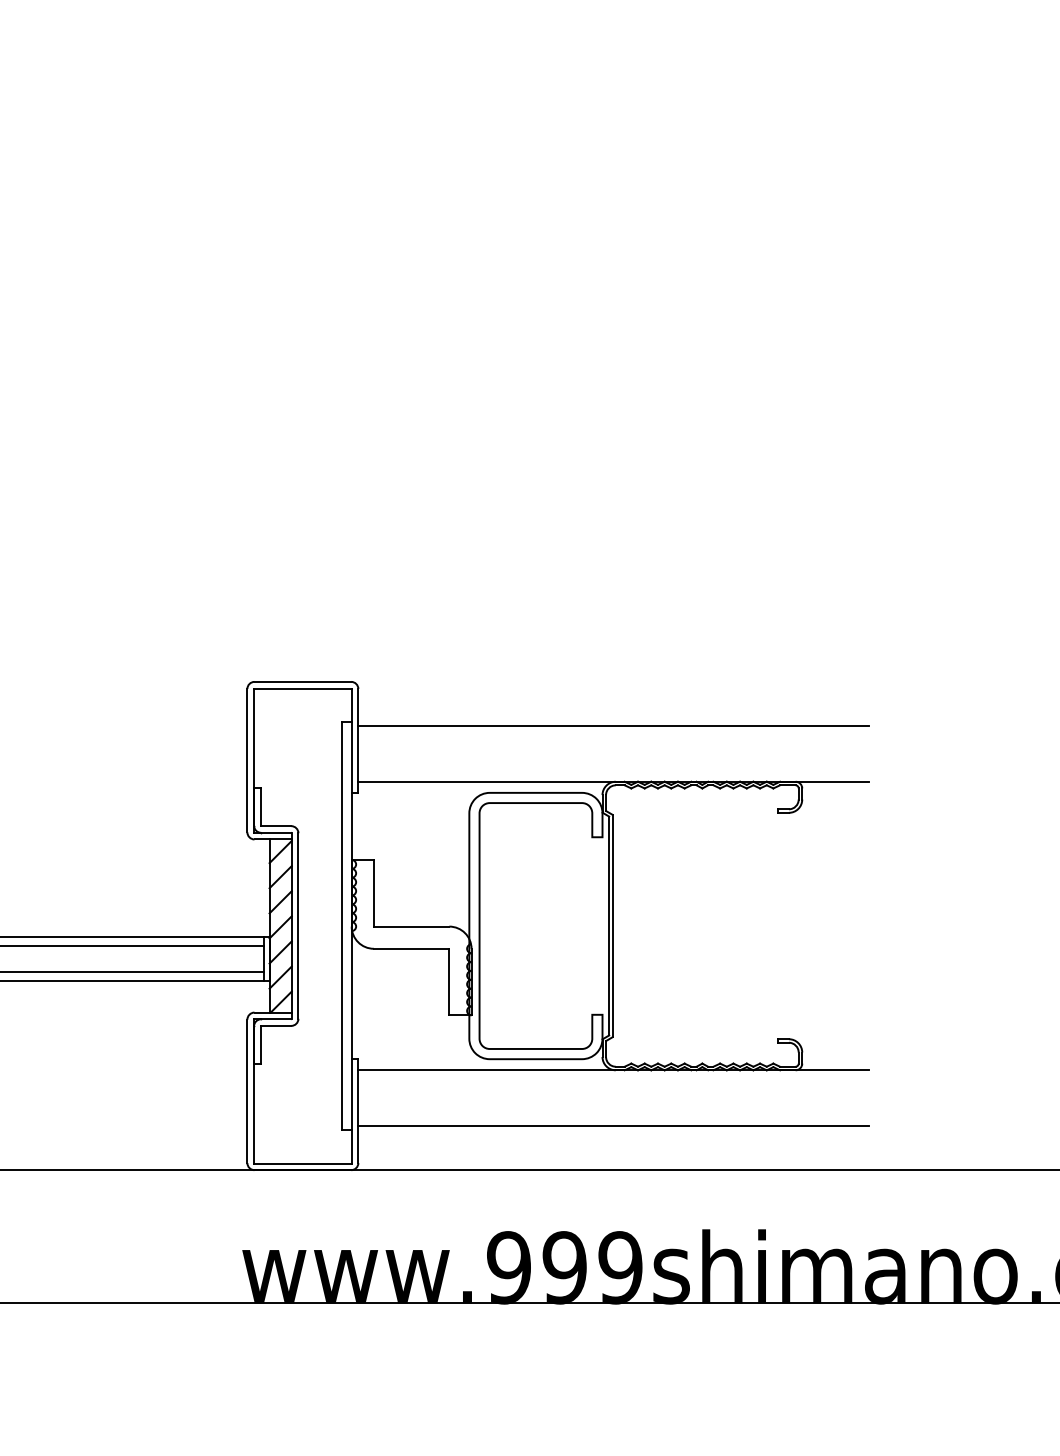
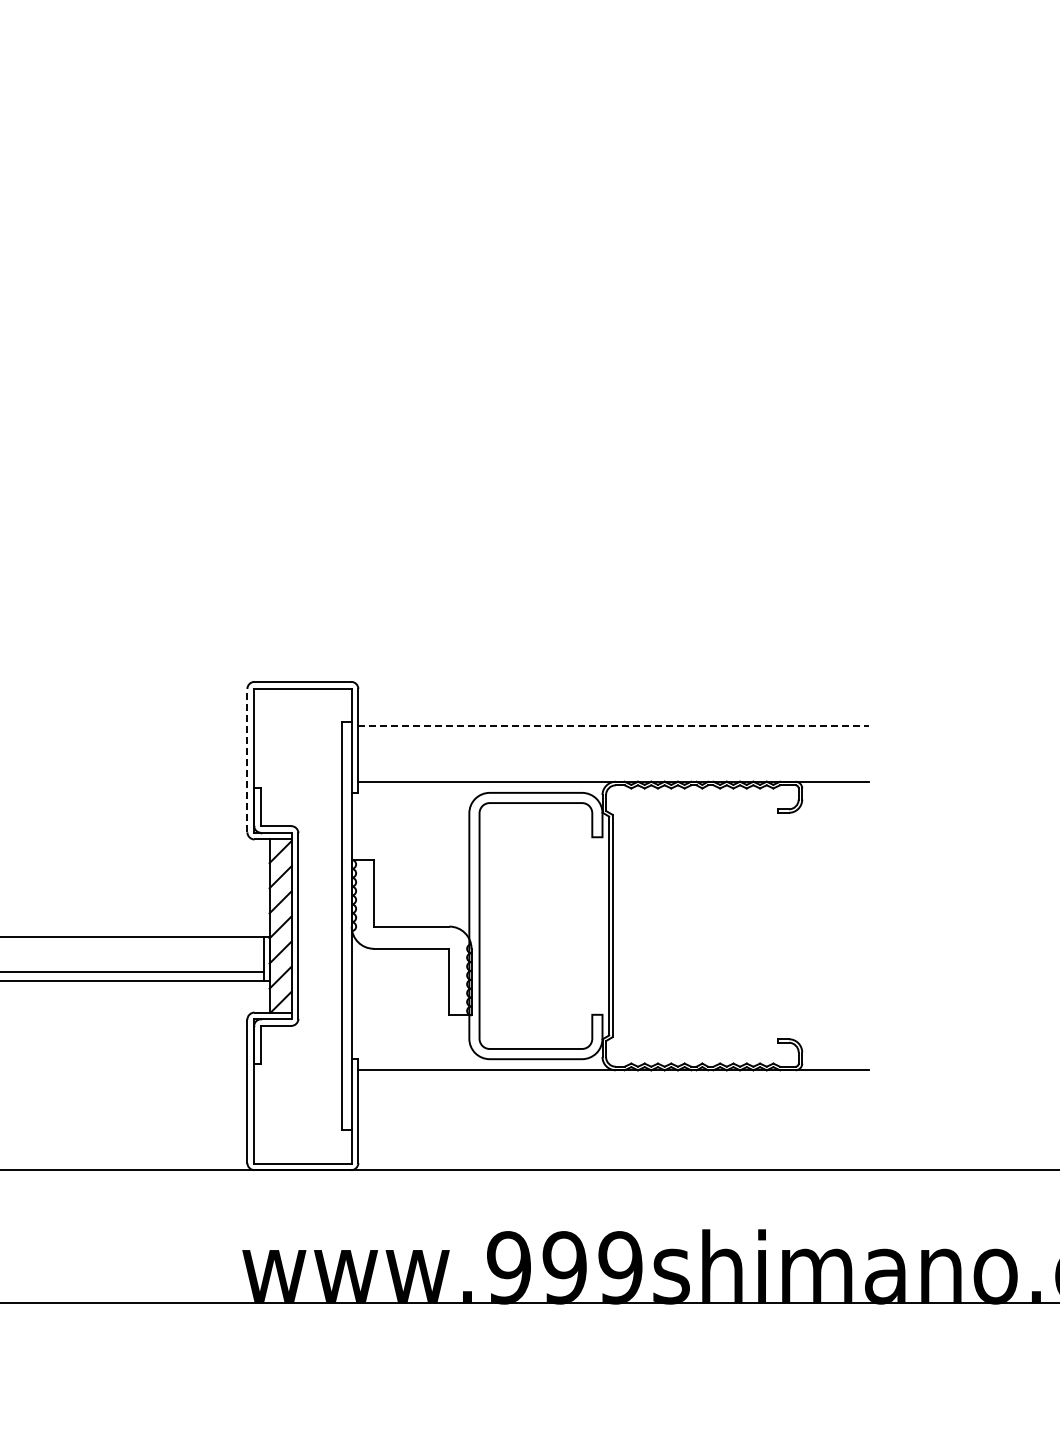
line: solid -> dashed (614, 726)
line: solid -> dashed (247, 760)
line: present -> none (133, 945)
line: present -> none (613, 1125)
